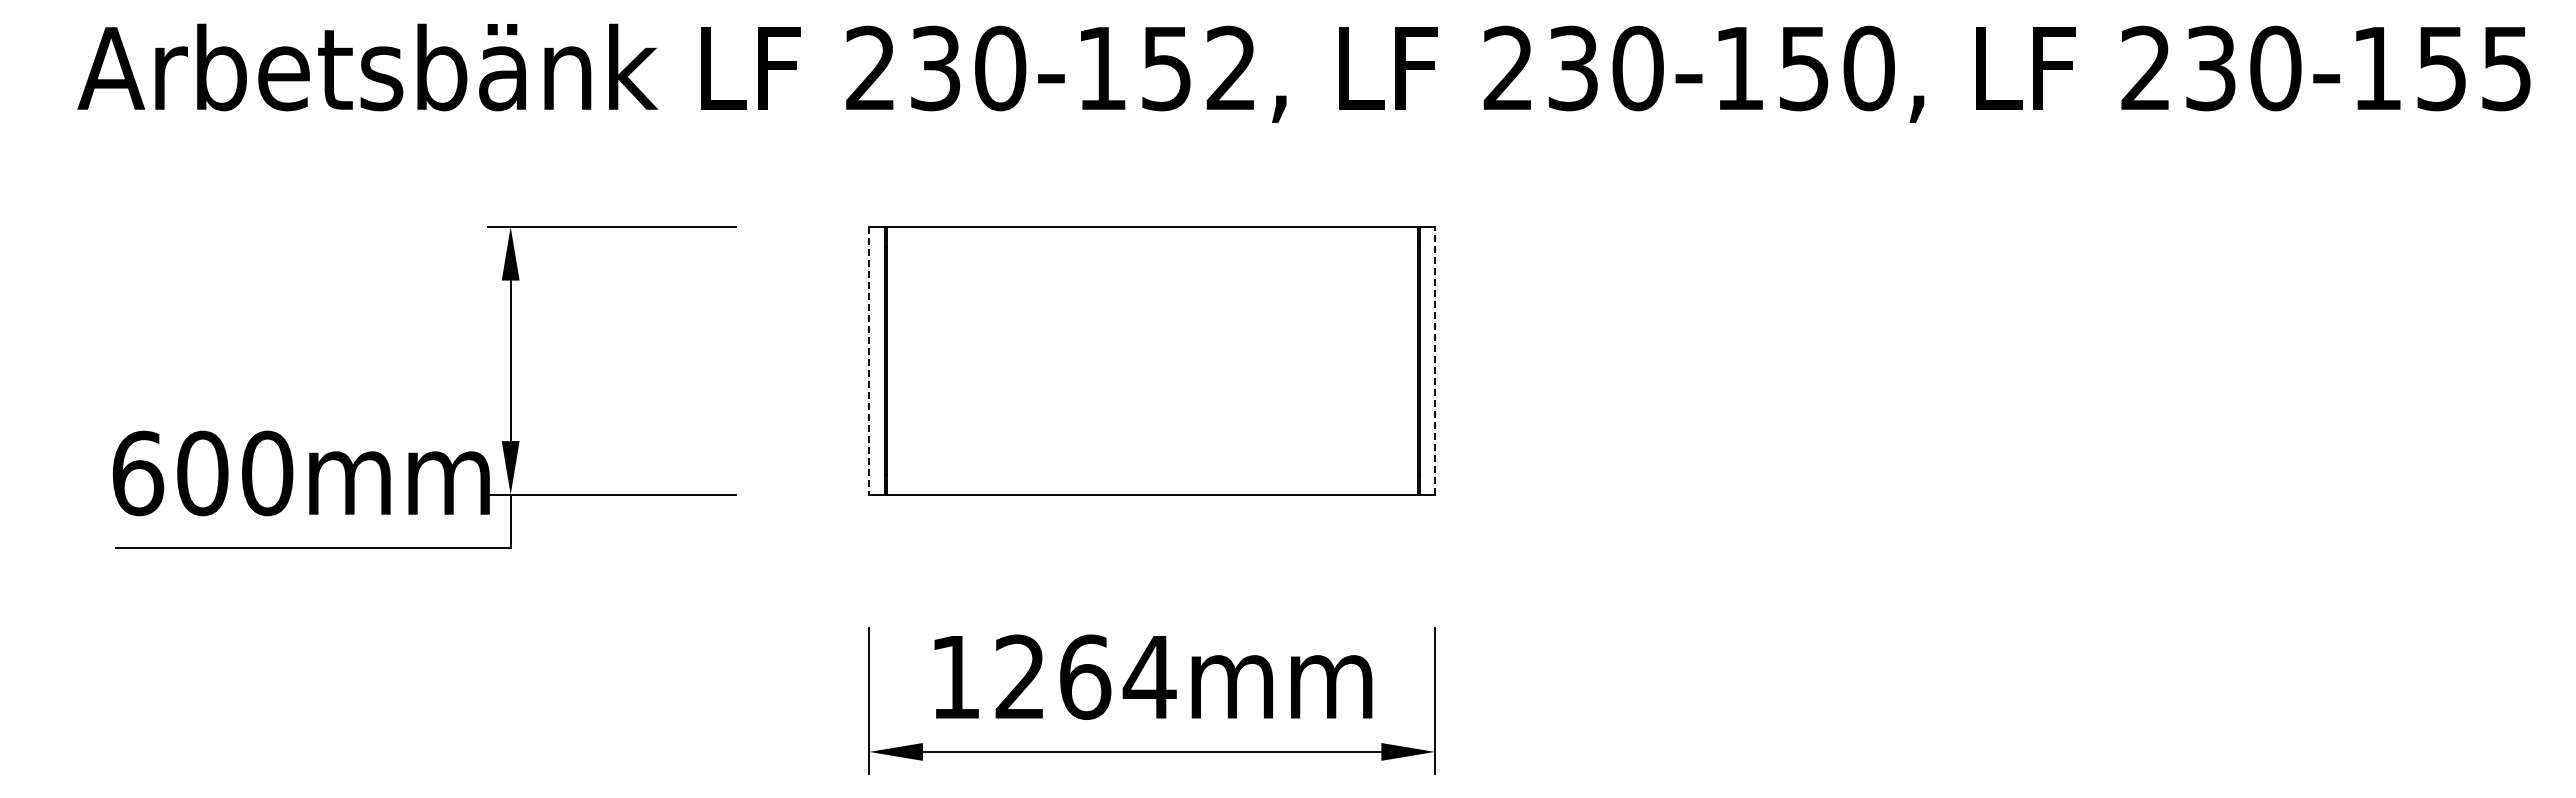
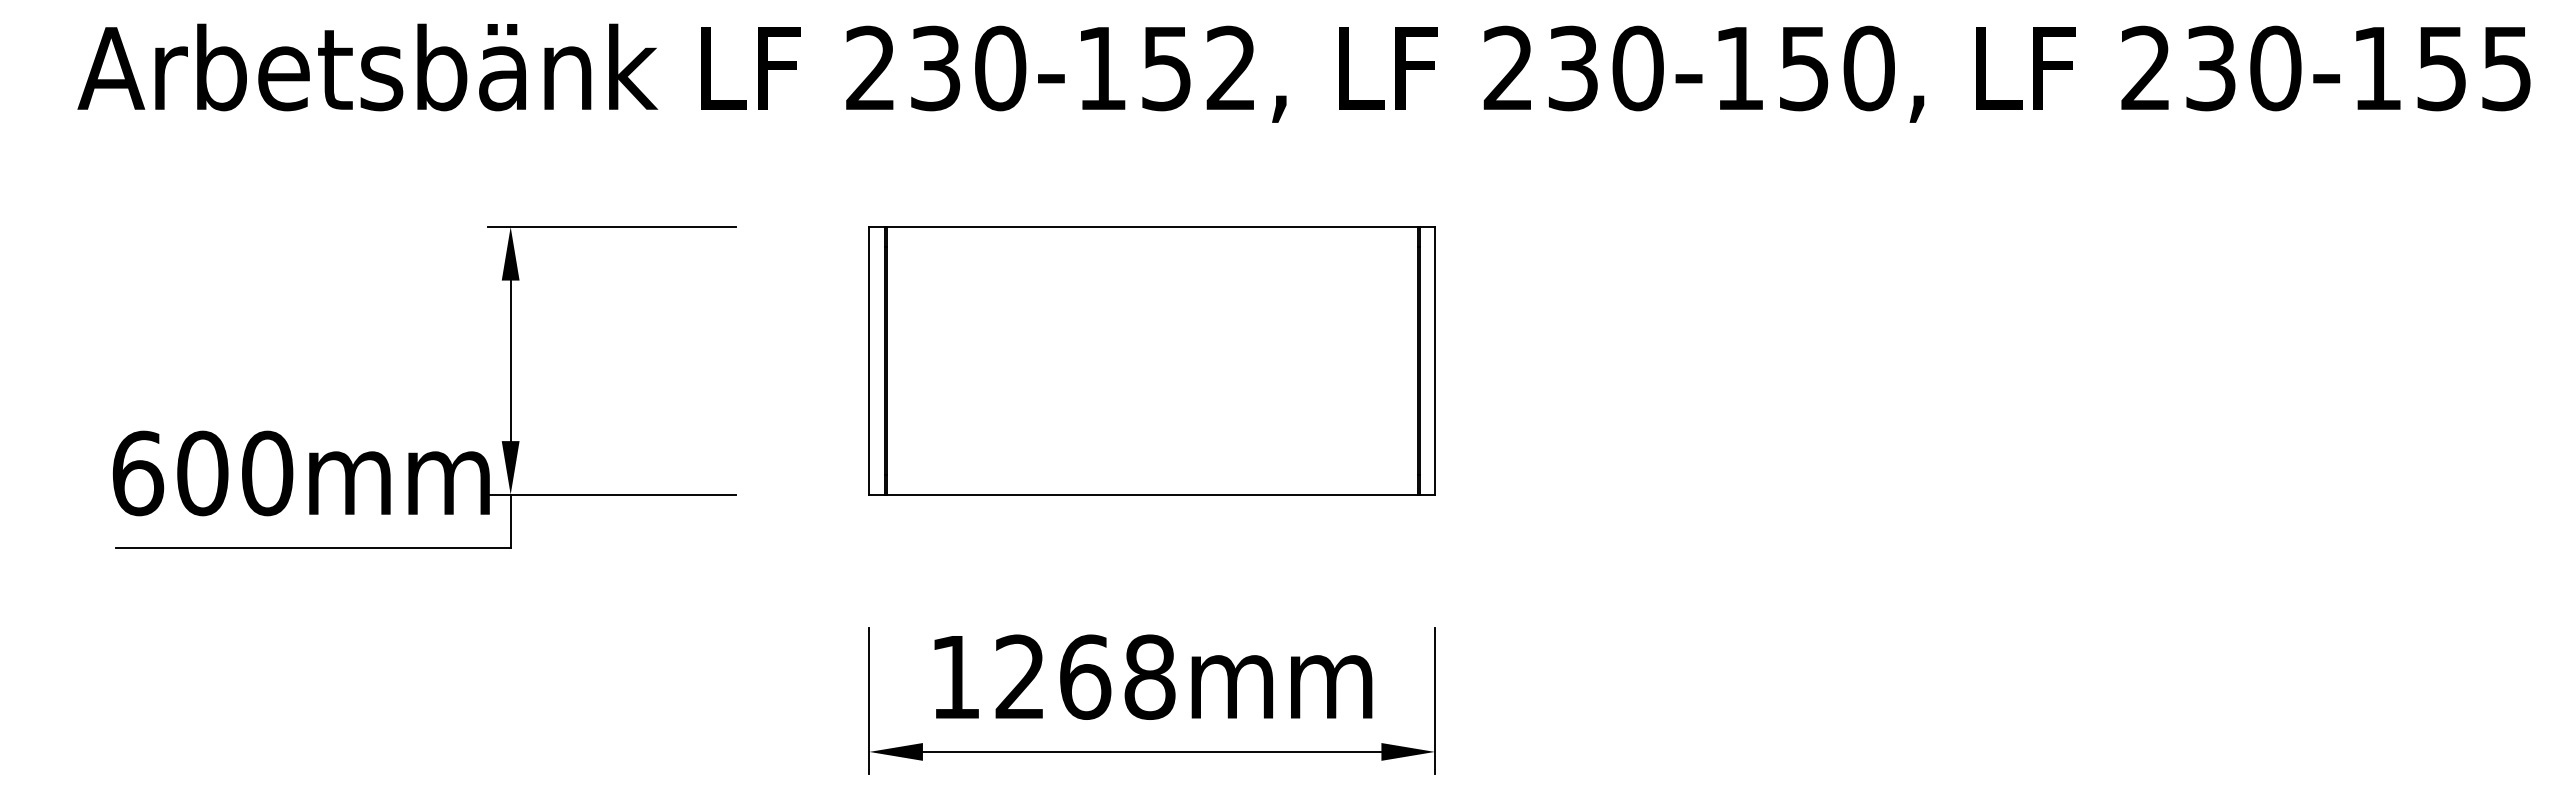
line: dashed -> solid (869, 360)
line: dashed -> solid (1434, 360)
text: 1264mm -> 1268mm (1149, 676)
